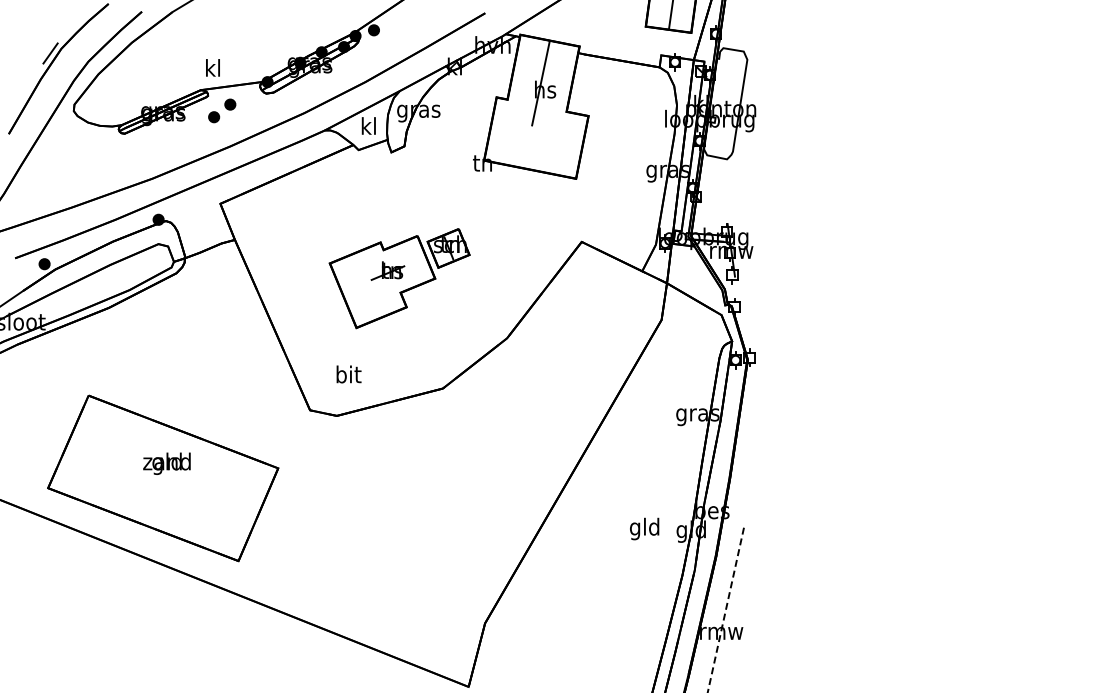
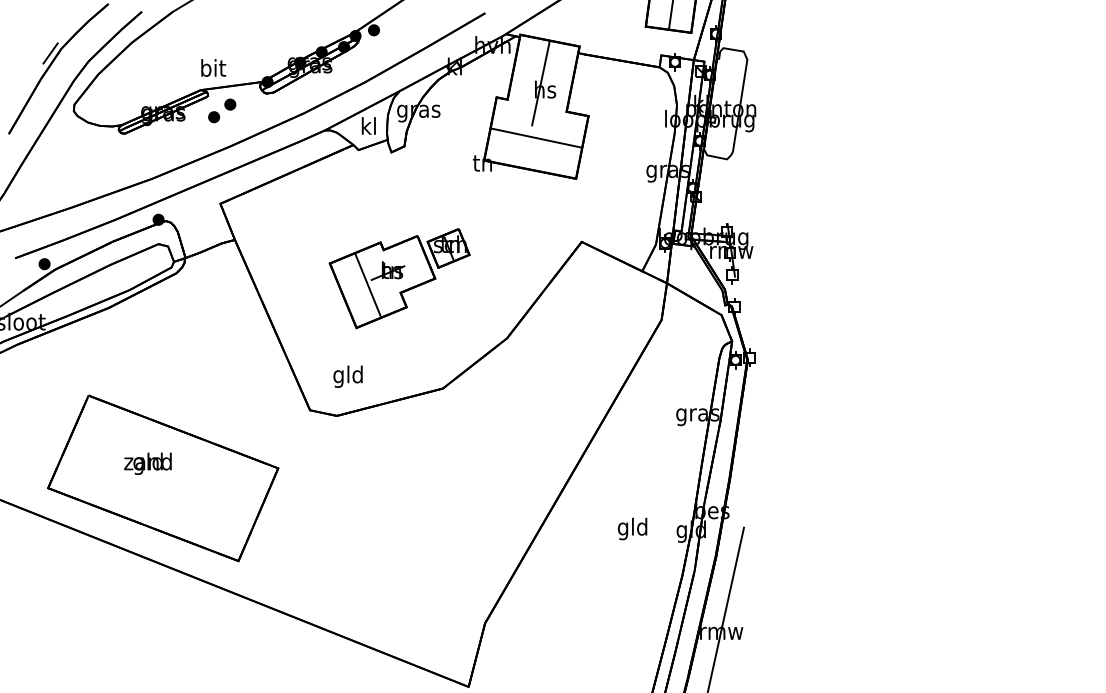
text: kl -> bit (213, 67)
line: none -> present (536, 137)
line: none -> present (367, 284)
text: bit -> gld (347, 376)
text position: (166, 463) -> (147, 463) (147, 463)
text position: (644, 528) -> (632, 528) (632, 528)
line: dashed -> solid (725, 610)
